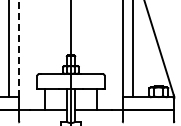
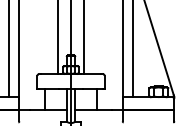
line: none -> present (58, 37)
line: none -> present (83, 37)
line: dashed -> solid (19, 48)
